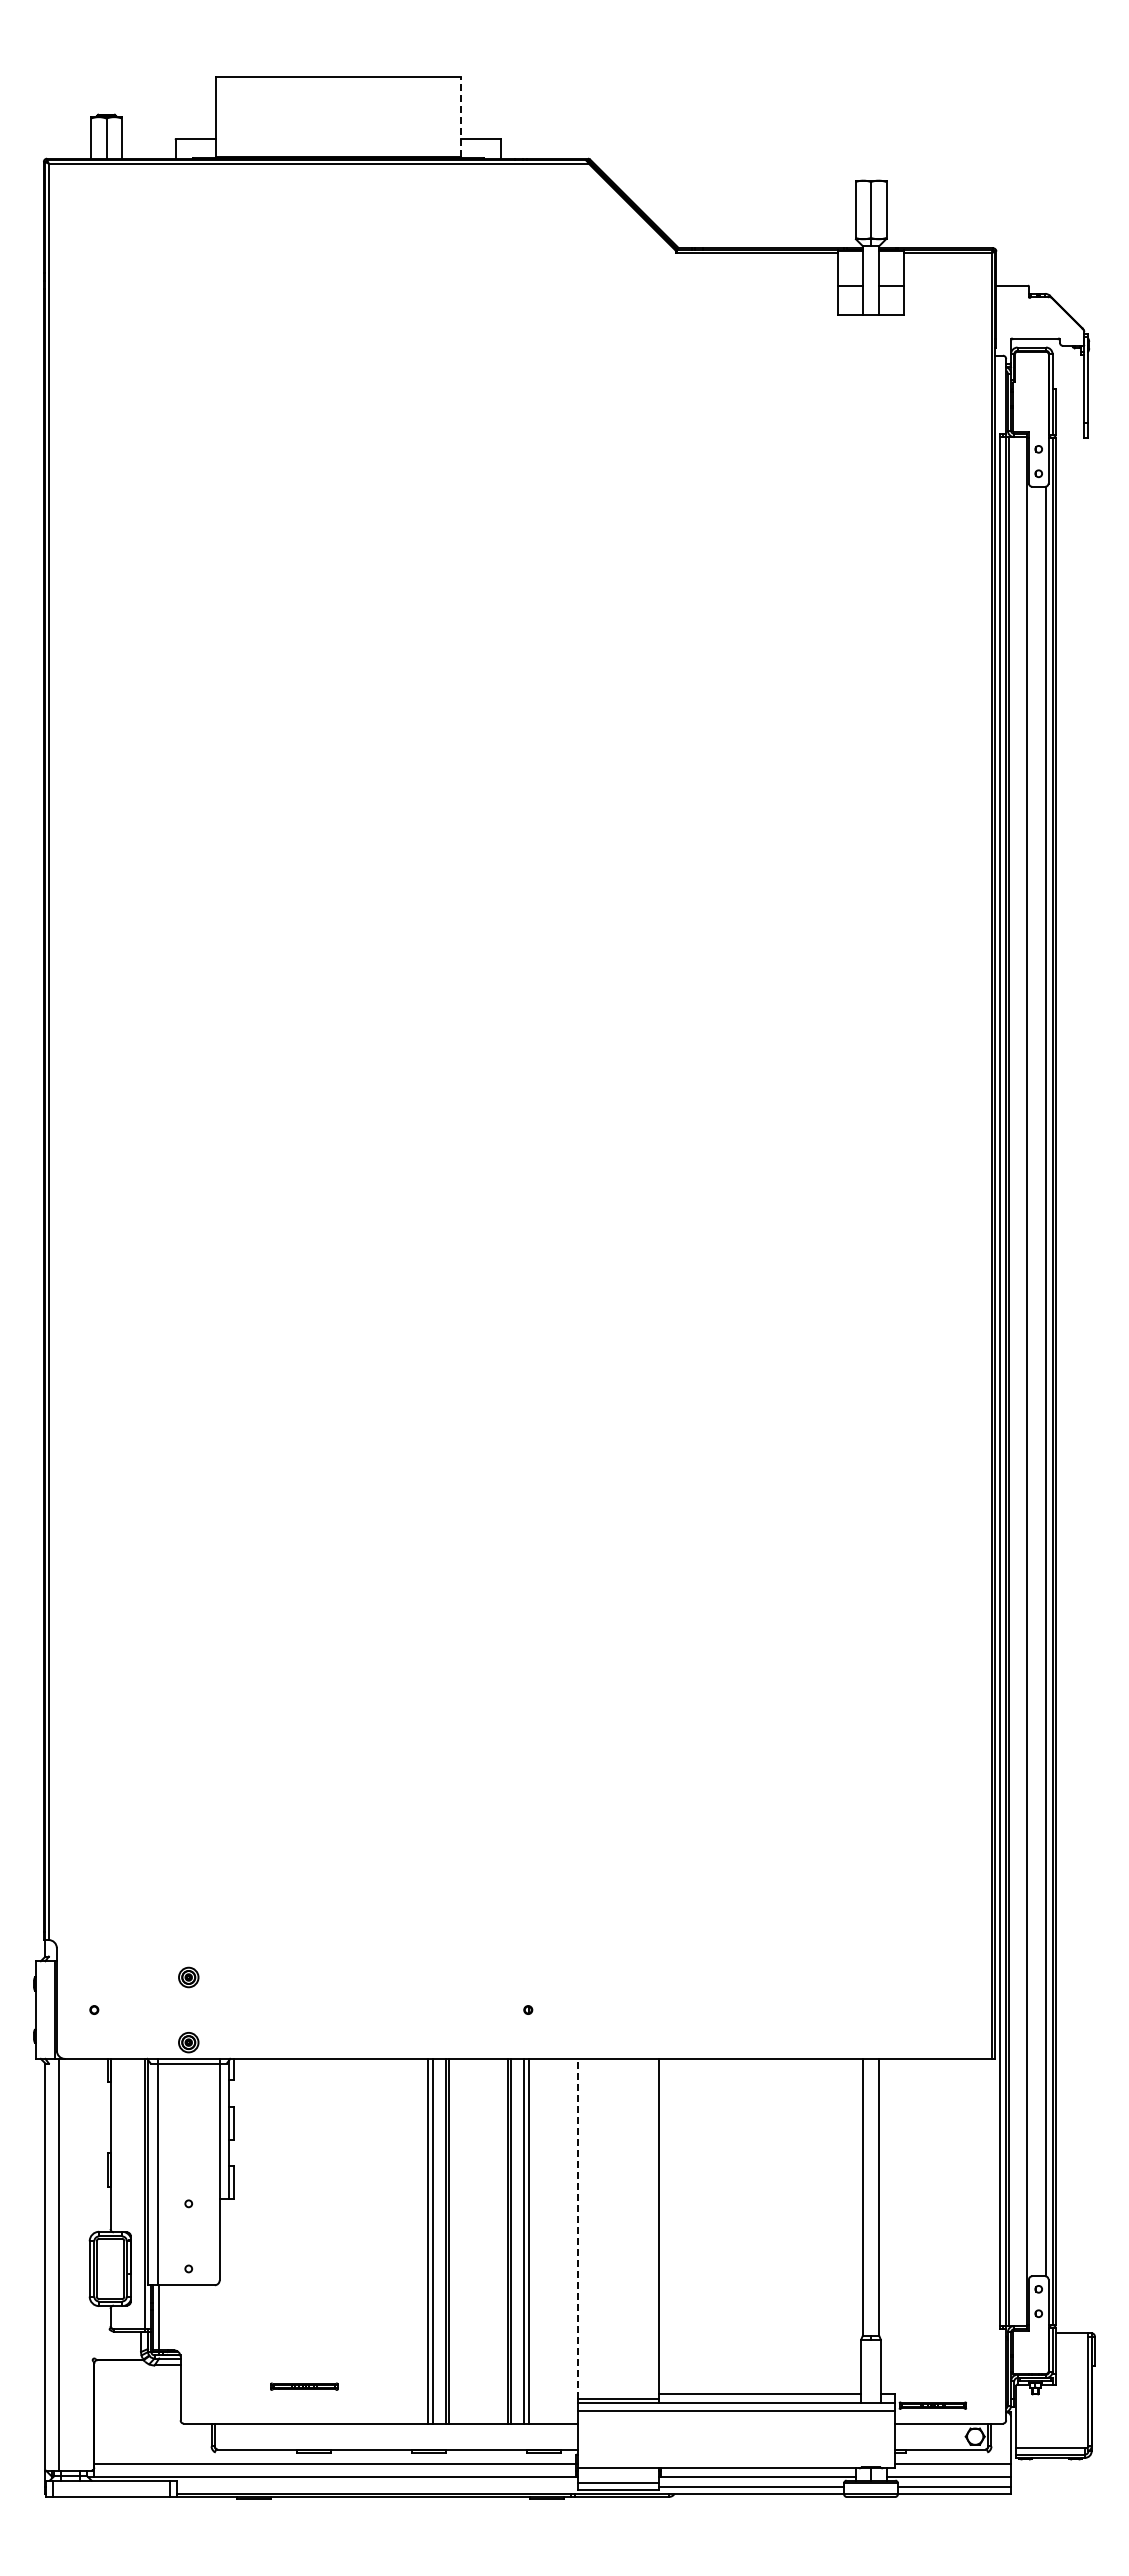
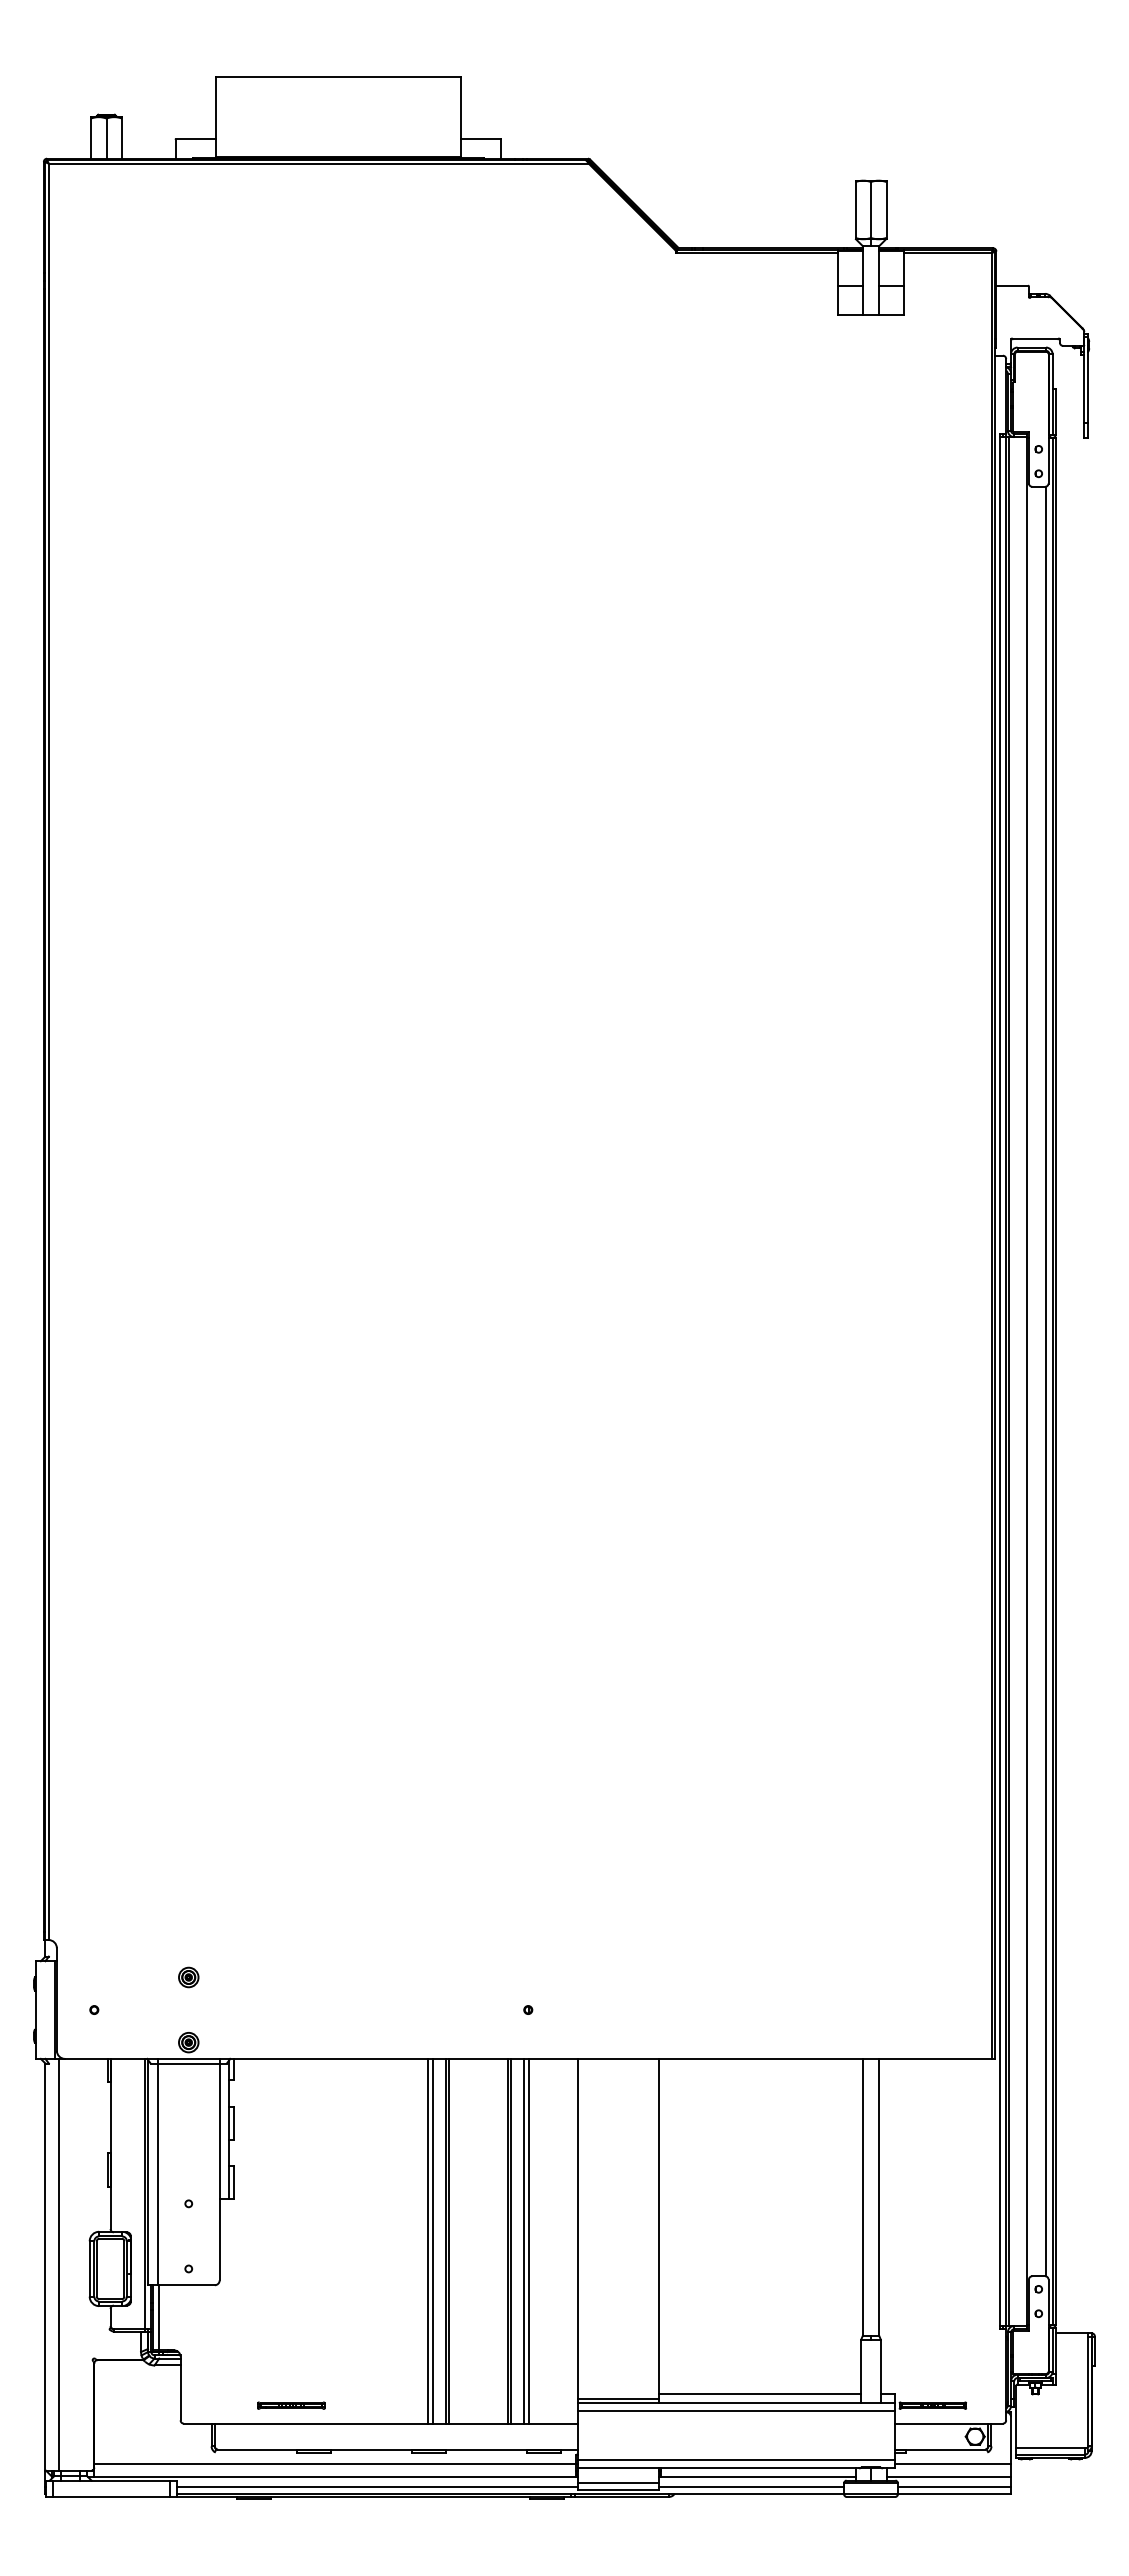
line: dashed -> solid (460, 117)
line: dashed -> solid (577, 2228)
part position: (304, 2386) -> (291, 2405) (291, 2405)
line: none -> present (736, 2460)
line: none -> present (376, 2487)
